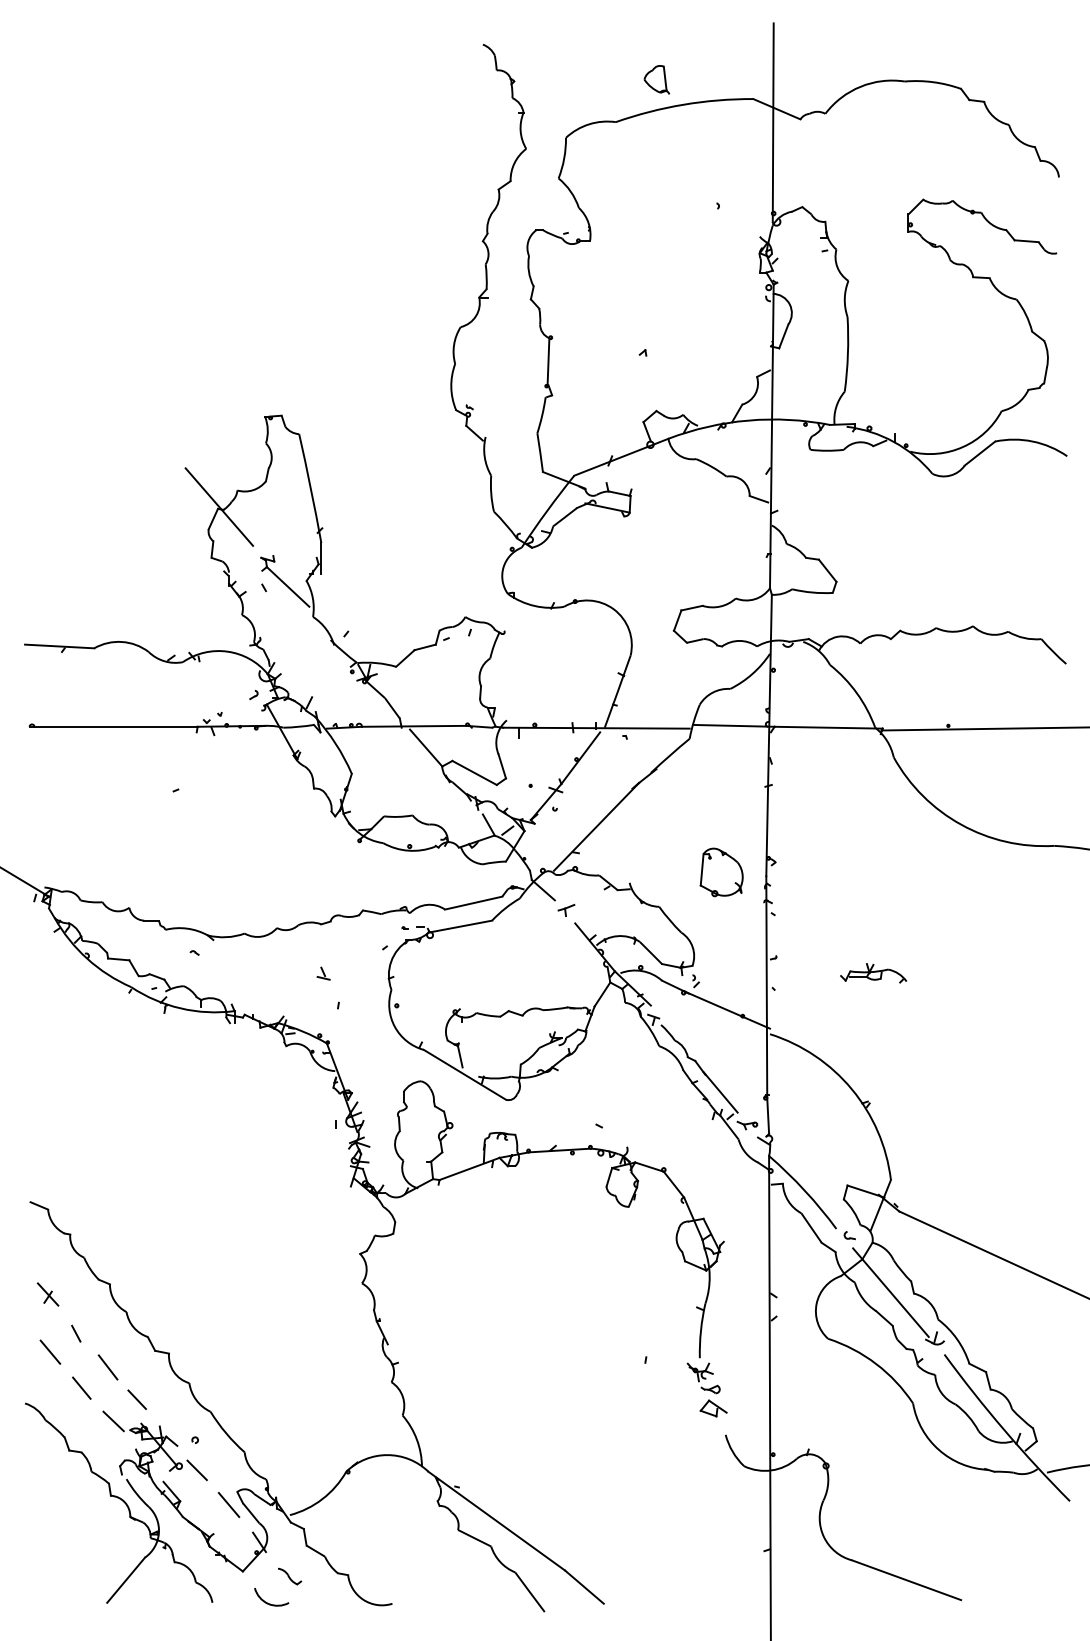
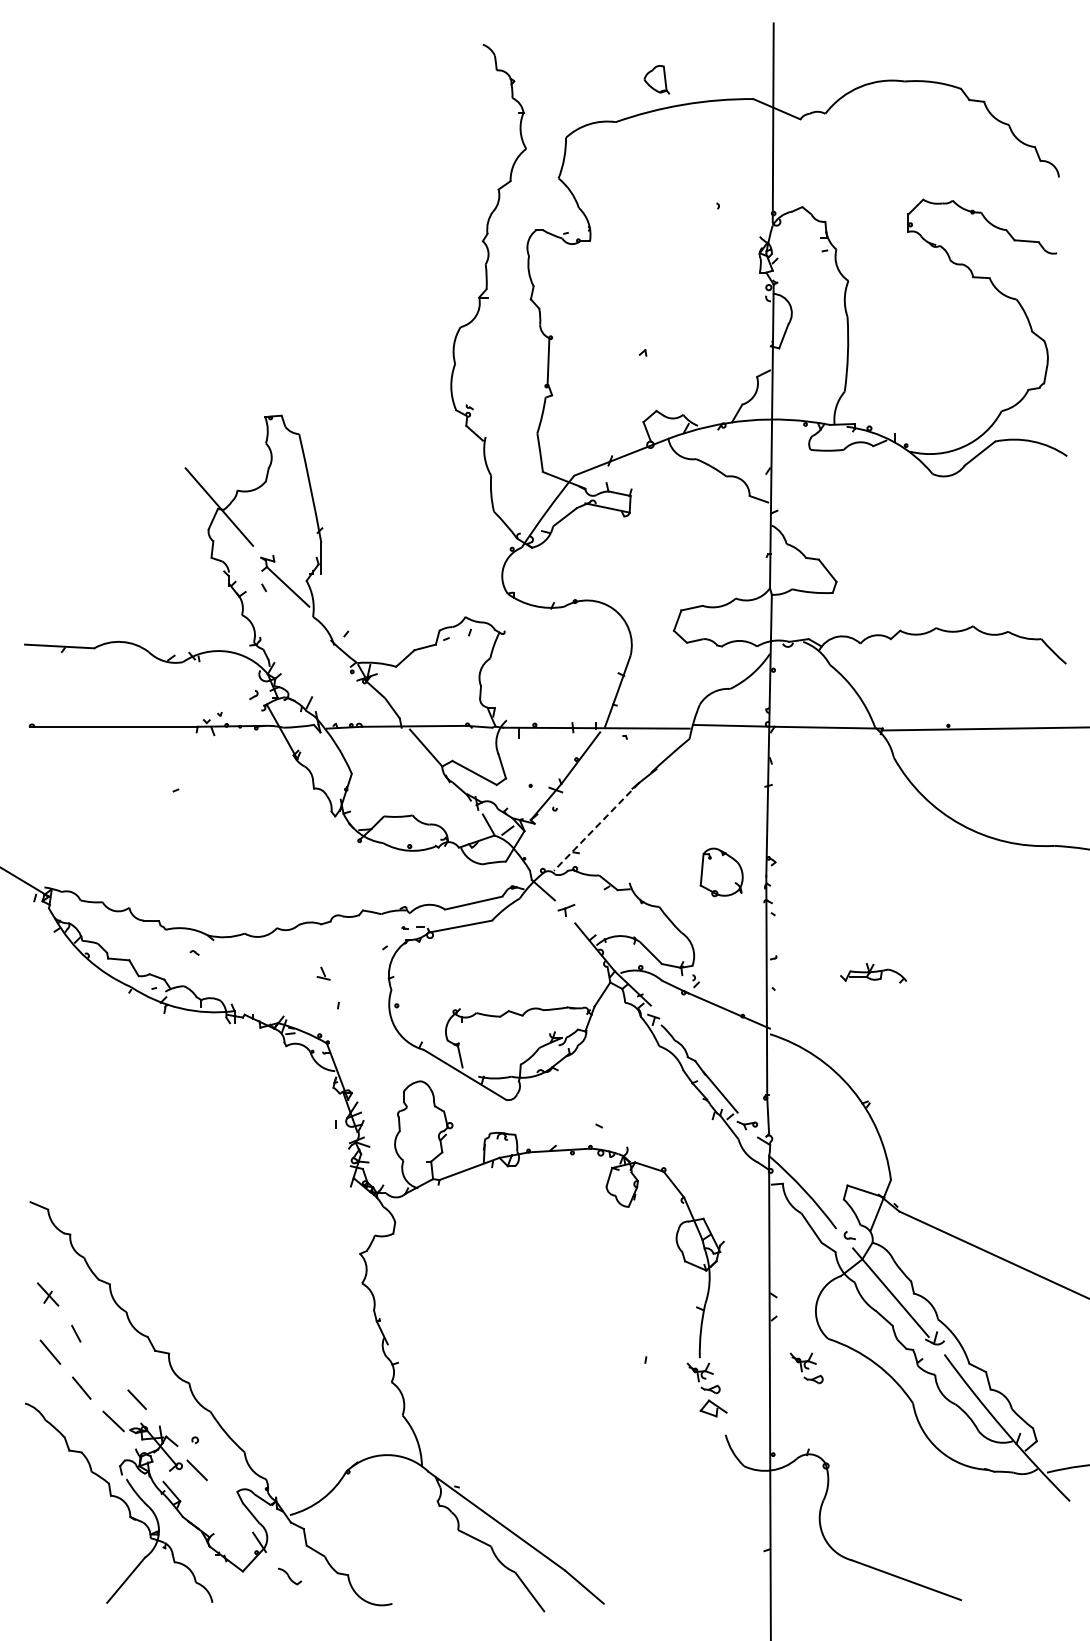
line: solid -> dashed (596, 827)
line: present -> none (107, 1367)
part: none -> present (806, 1368)
line: present -> none (228, 1504)
arc: present -> none (268, 1602)
